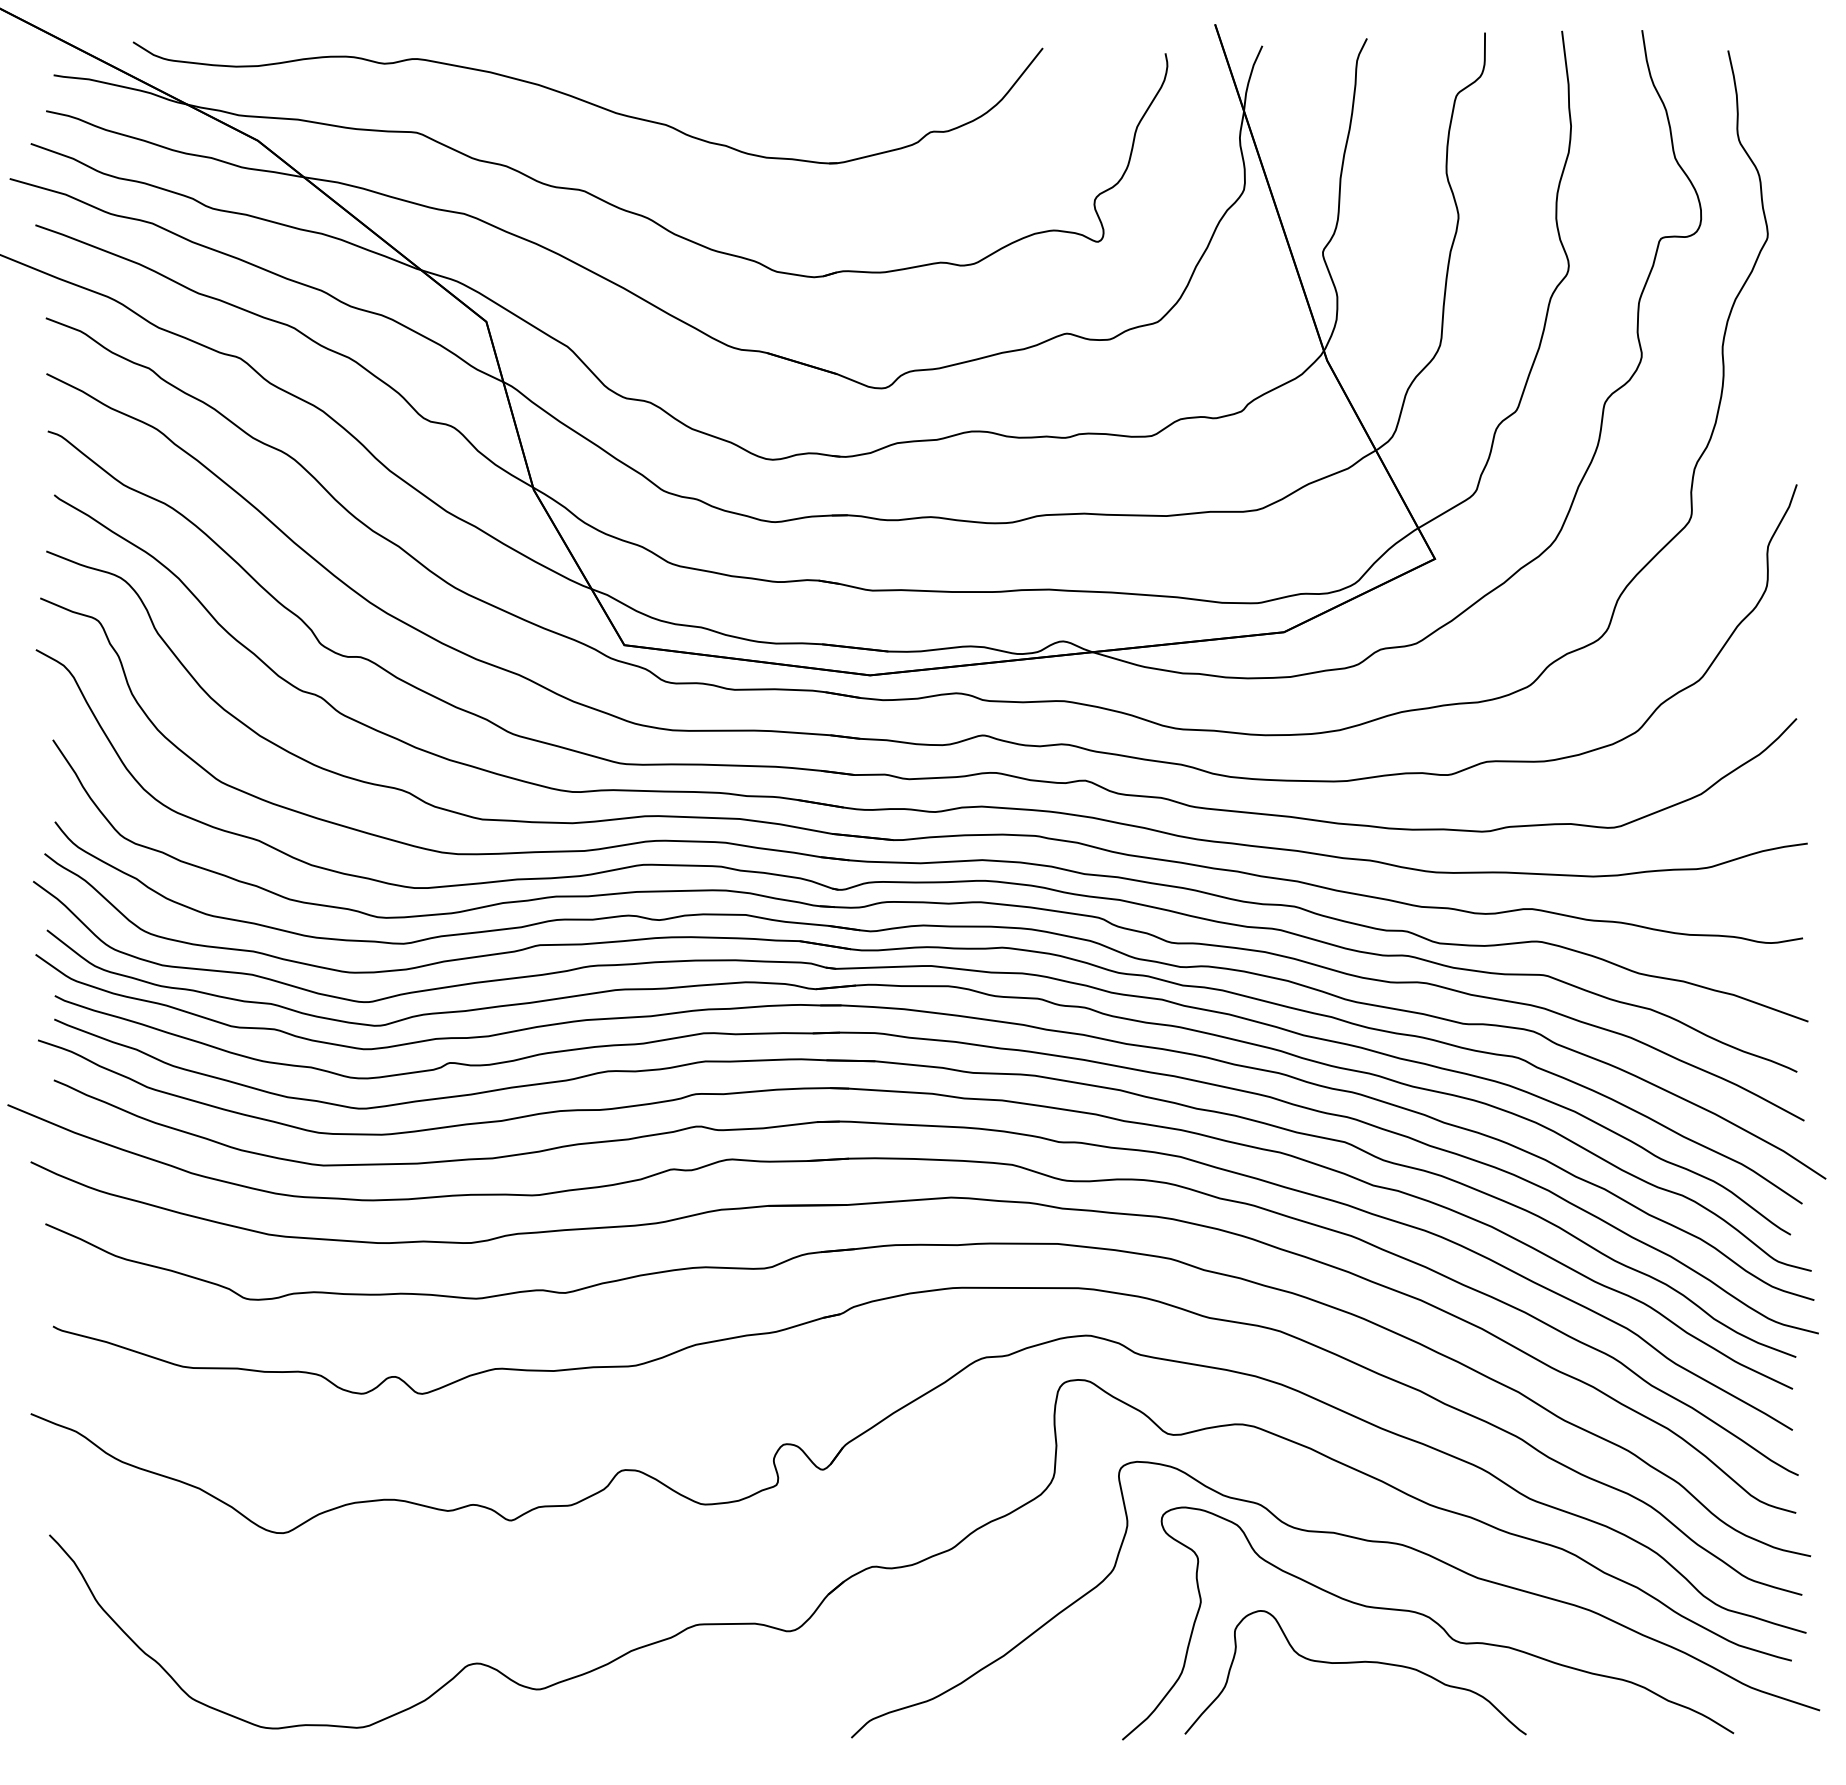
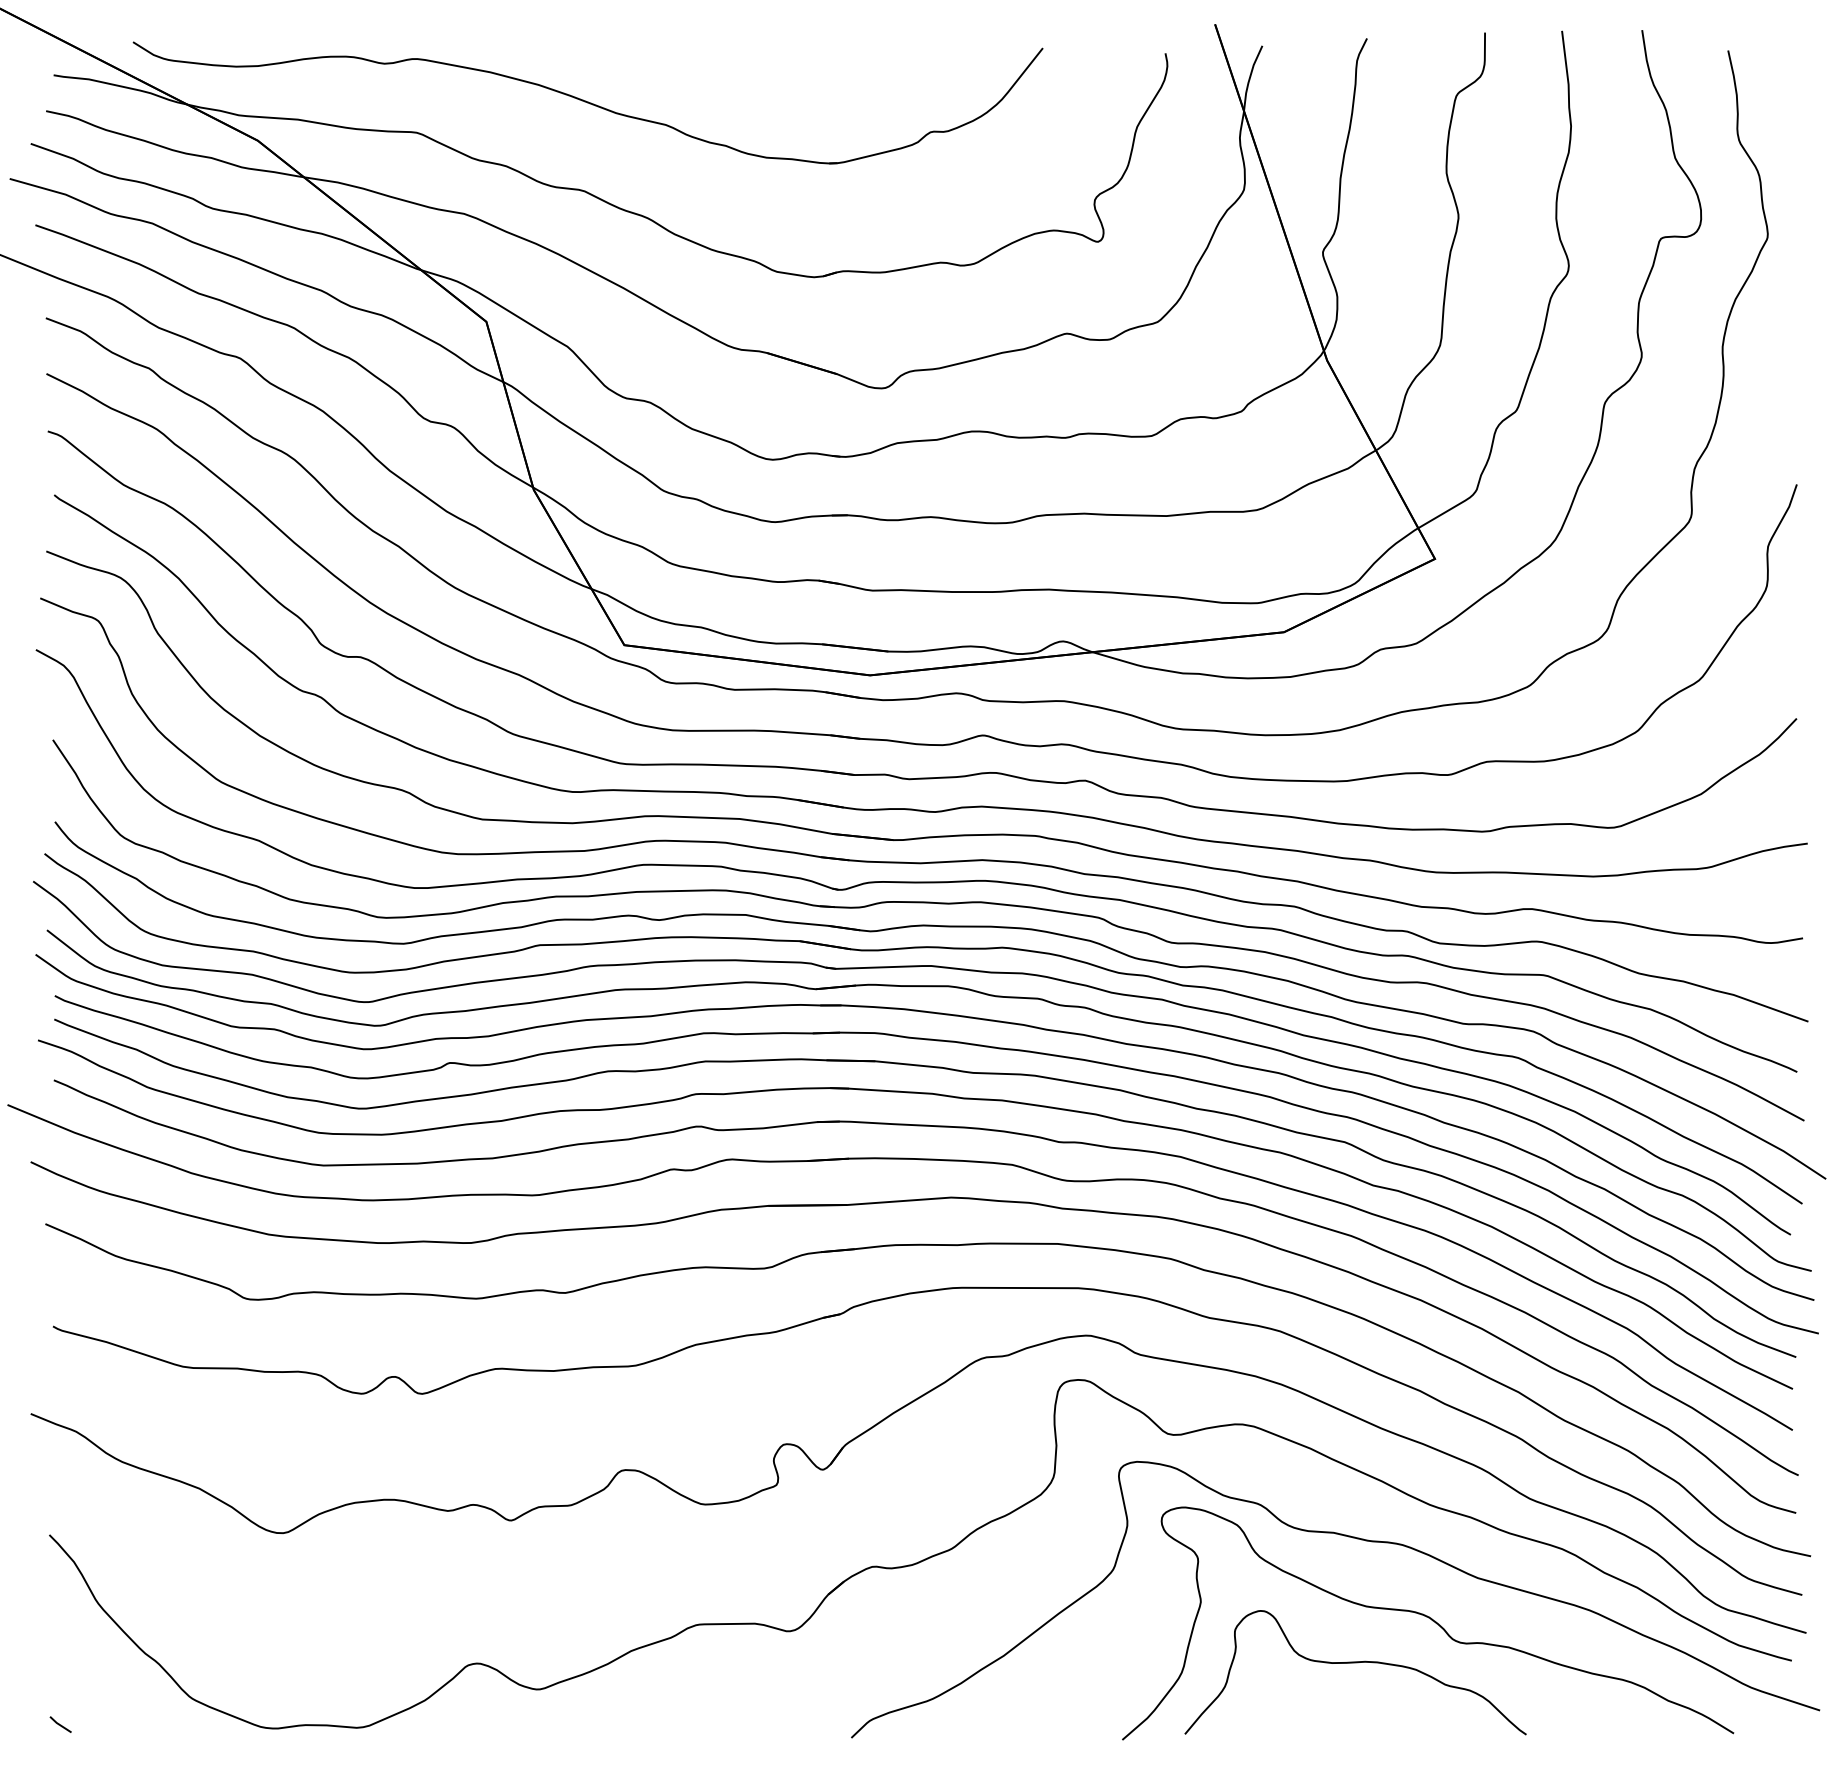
line: none -> present (60, 1724)
